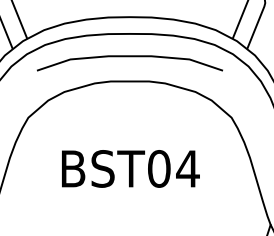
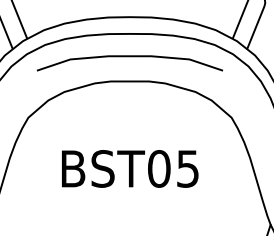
text: BST04 -> BST05 (187, 168)
